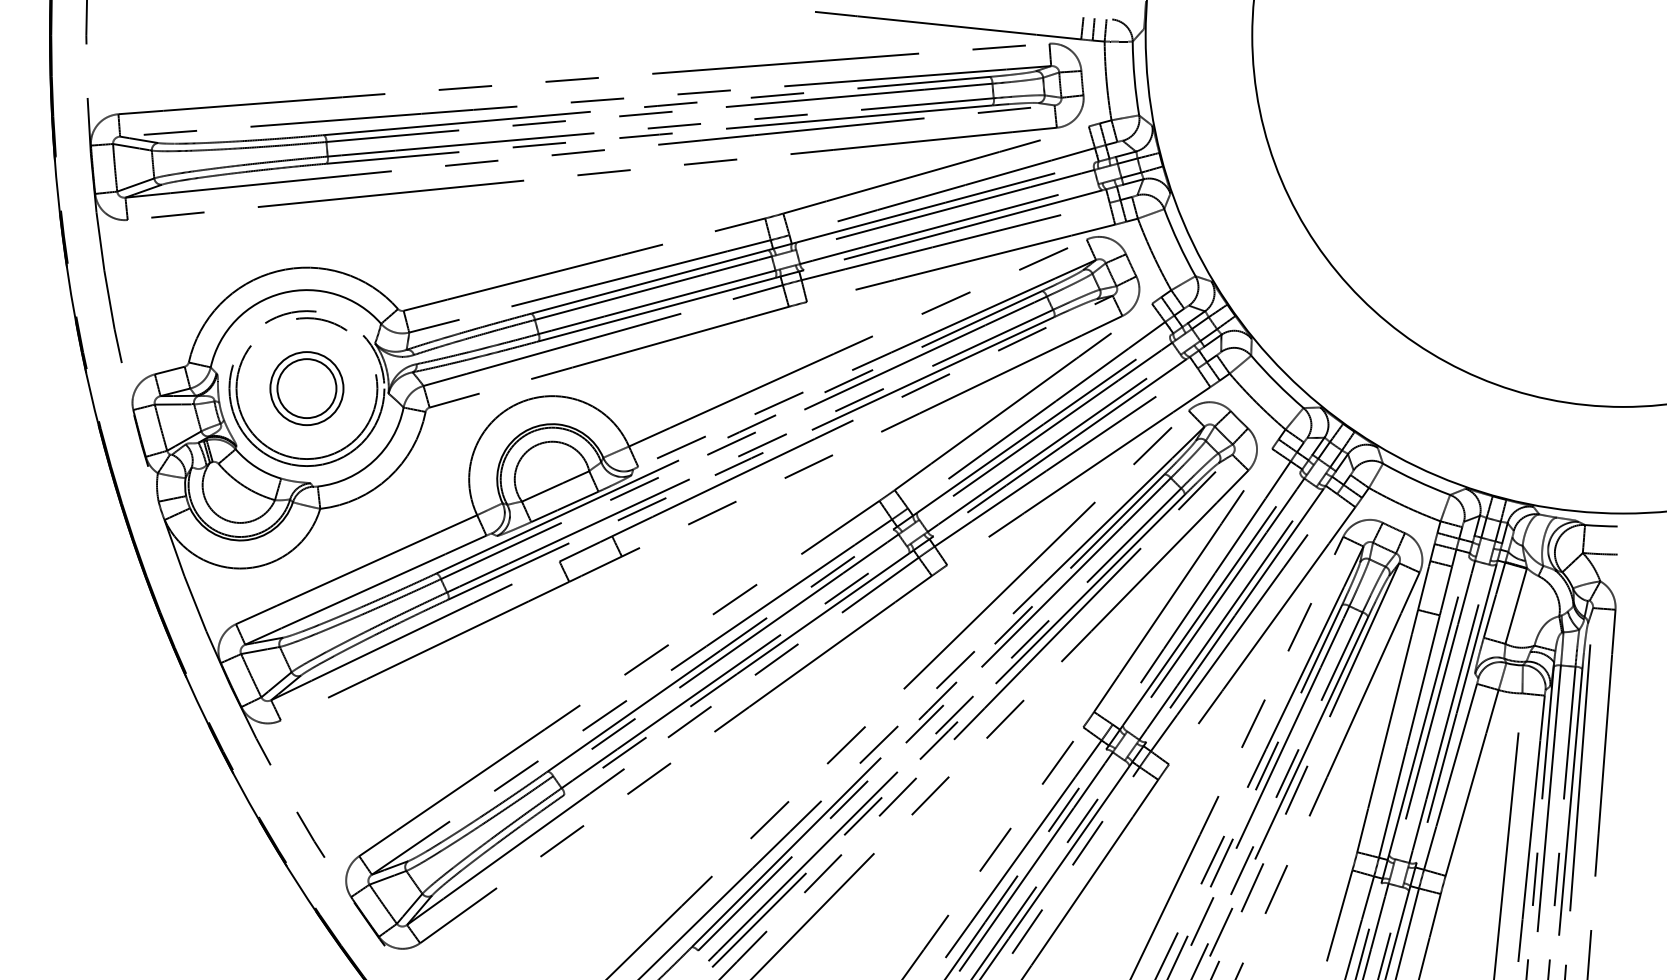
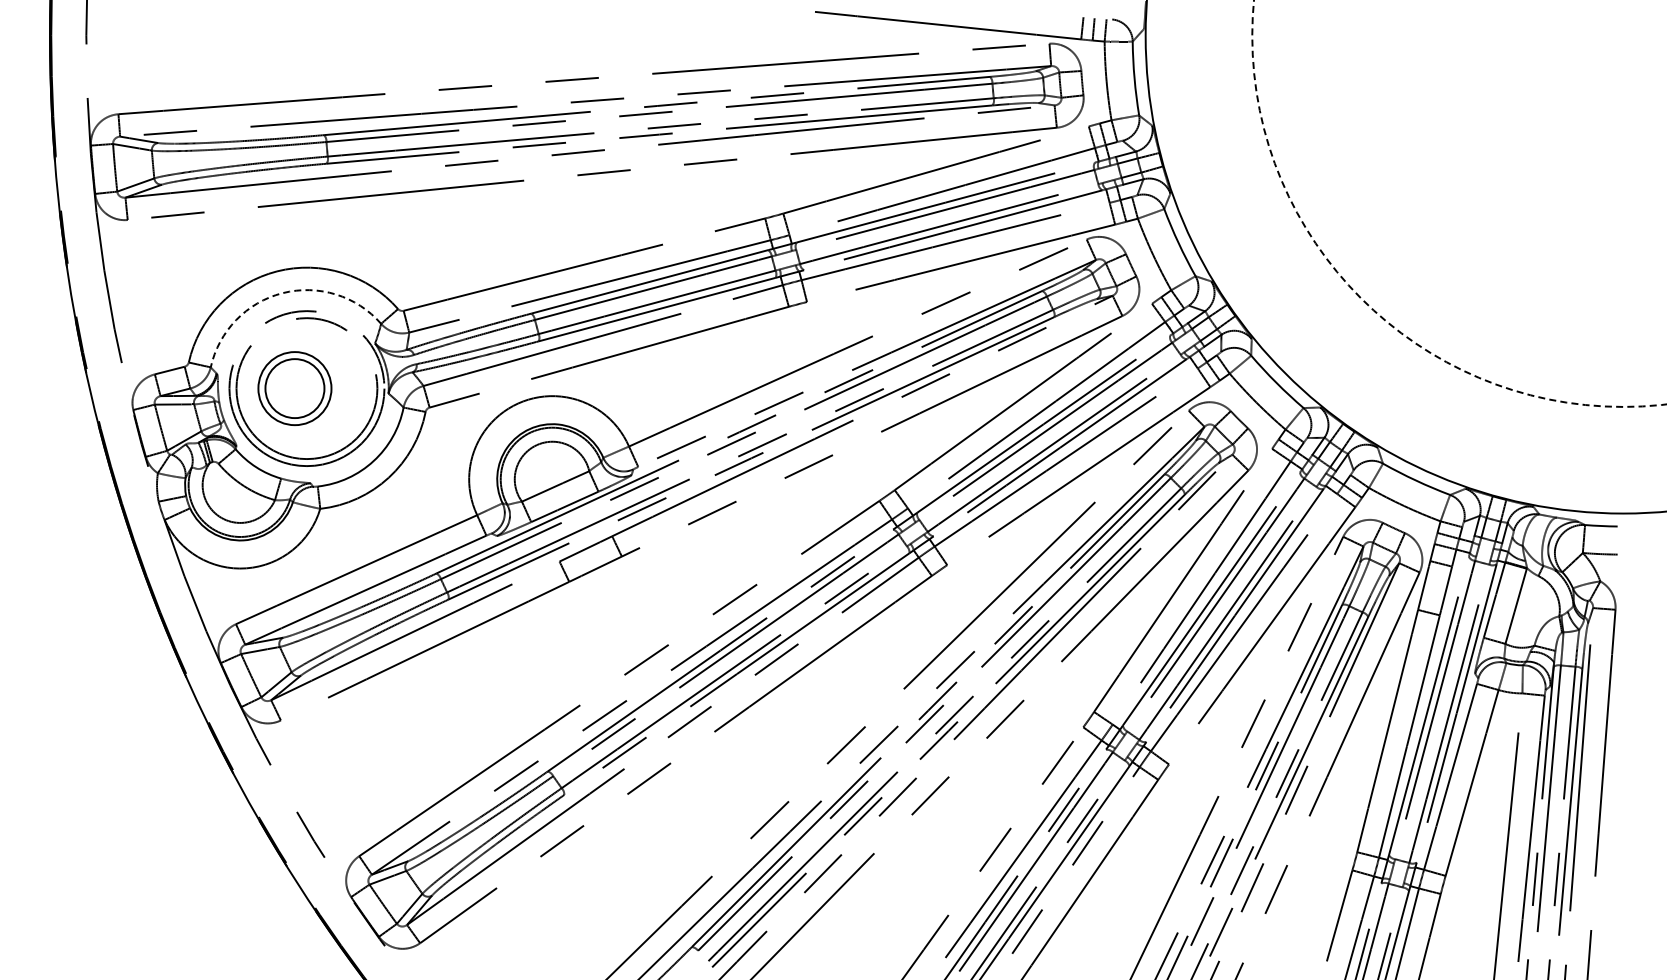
circle: solid -> dashed (1459, 203)
arc: solid -> dashed (282, 293)
part position: (306, 388) -> (294, 388) (294, 388)
